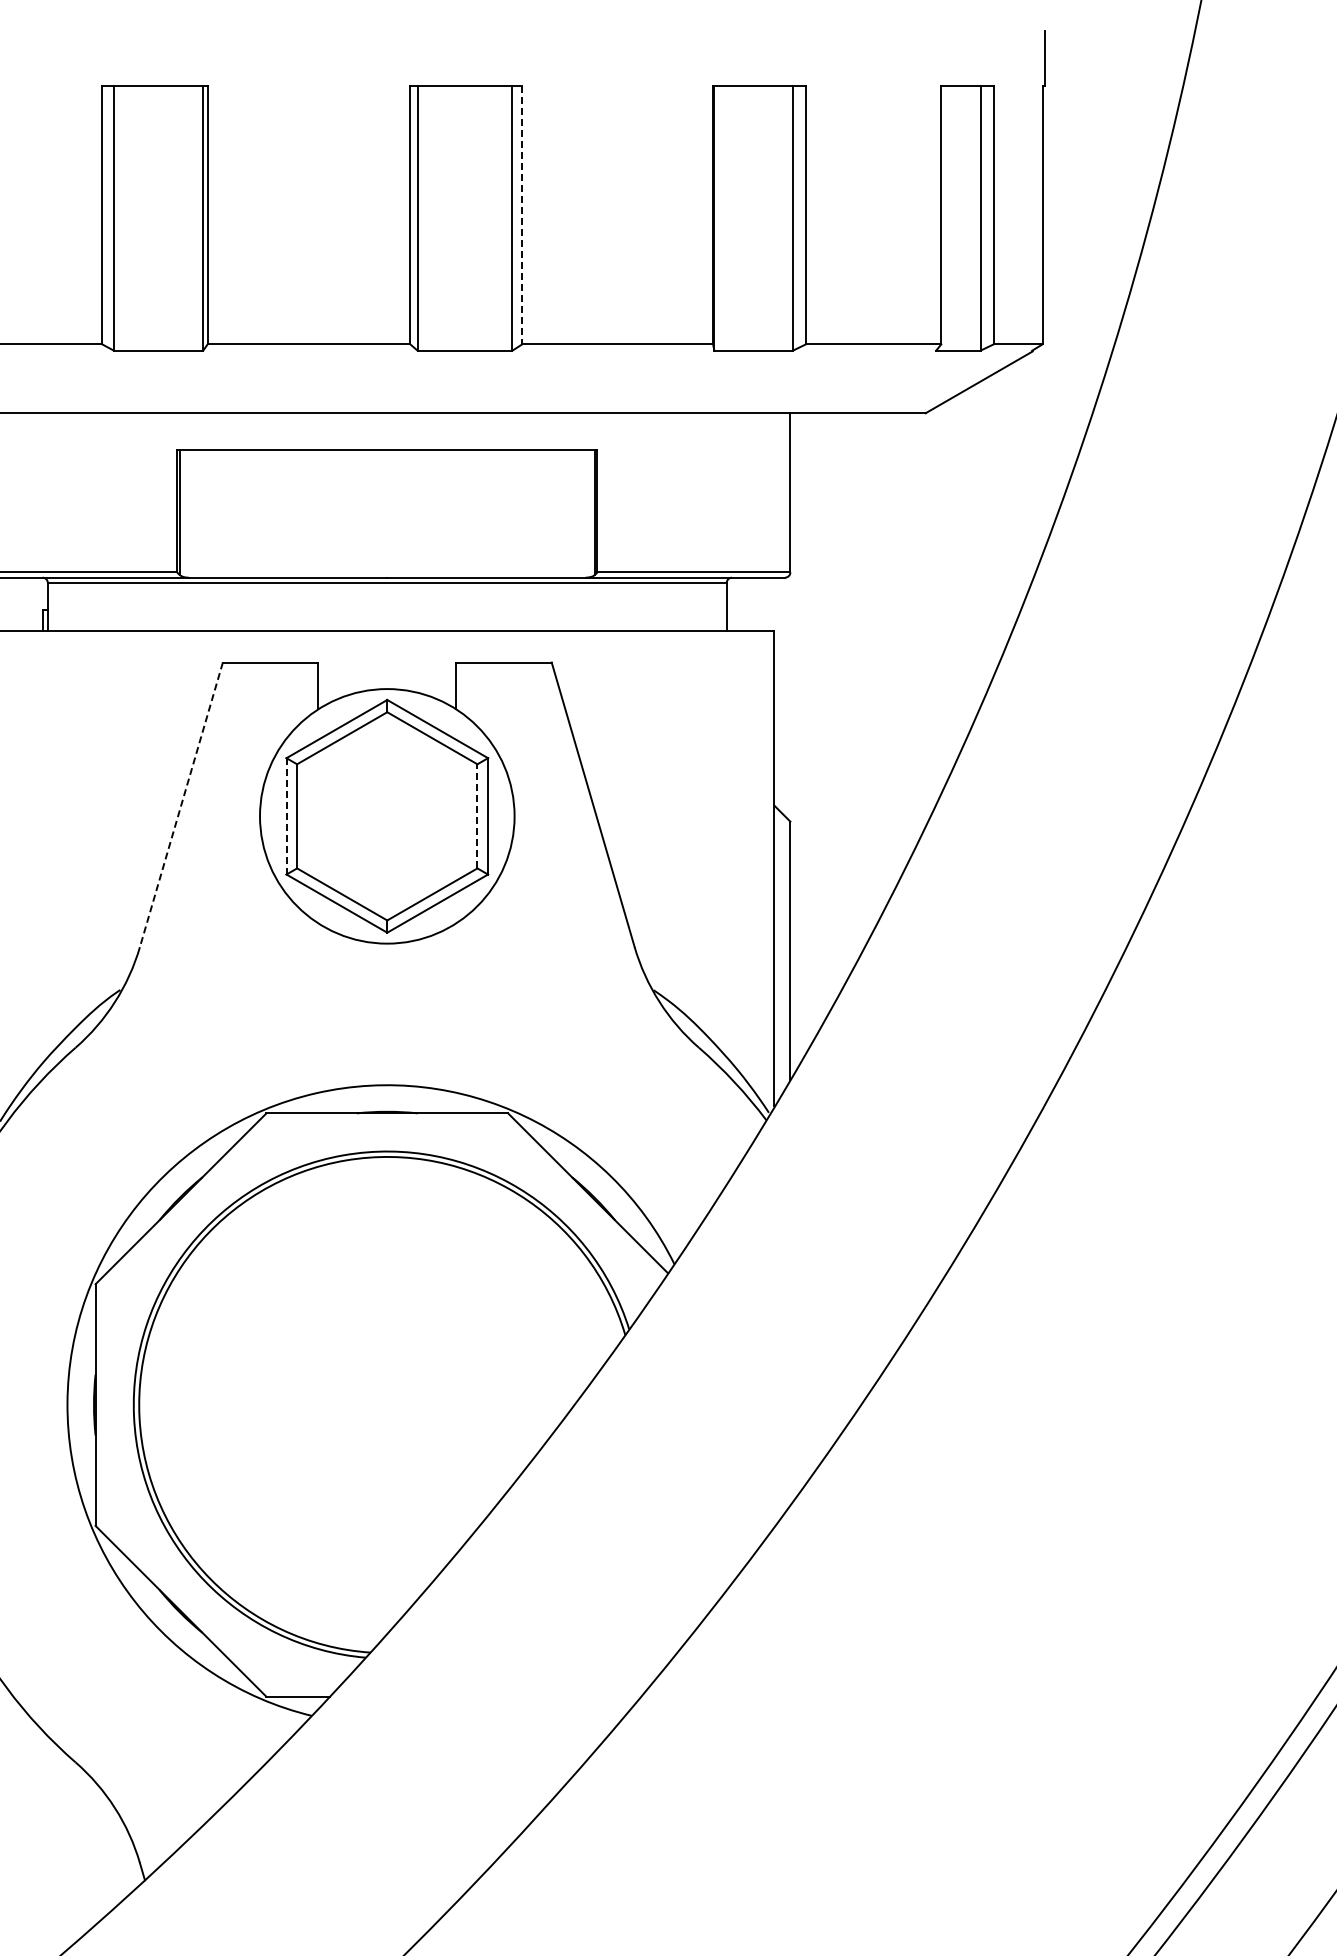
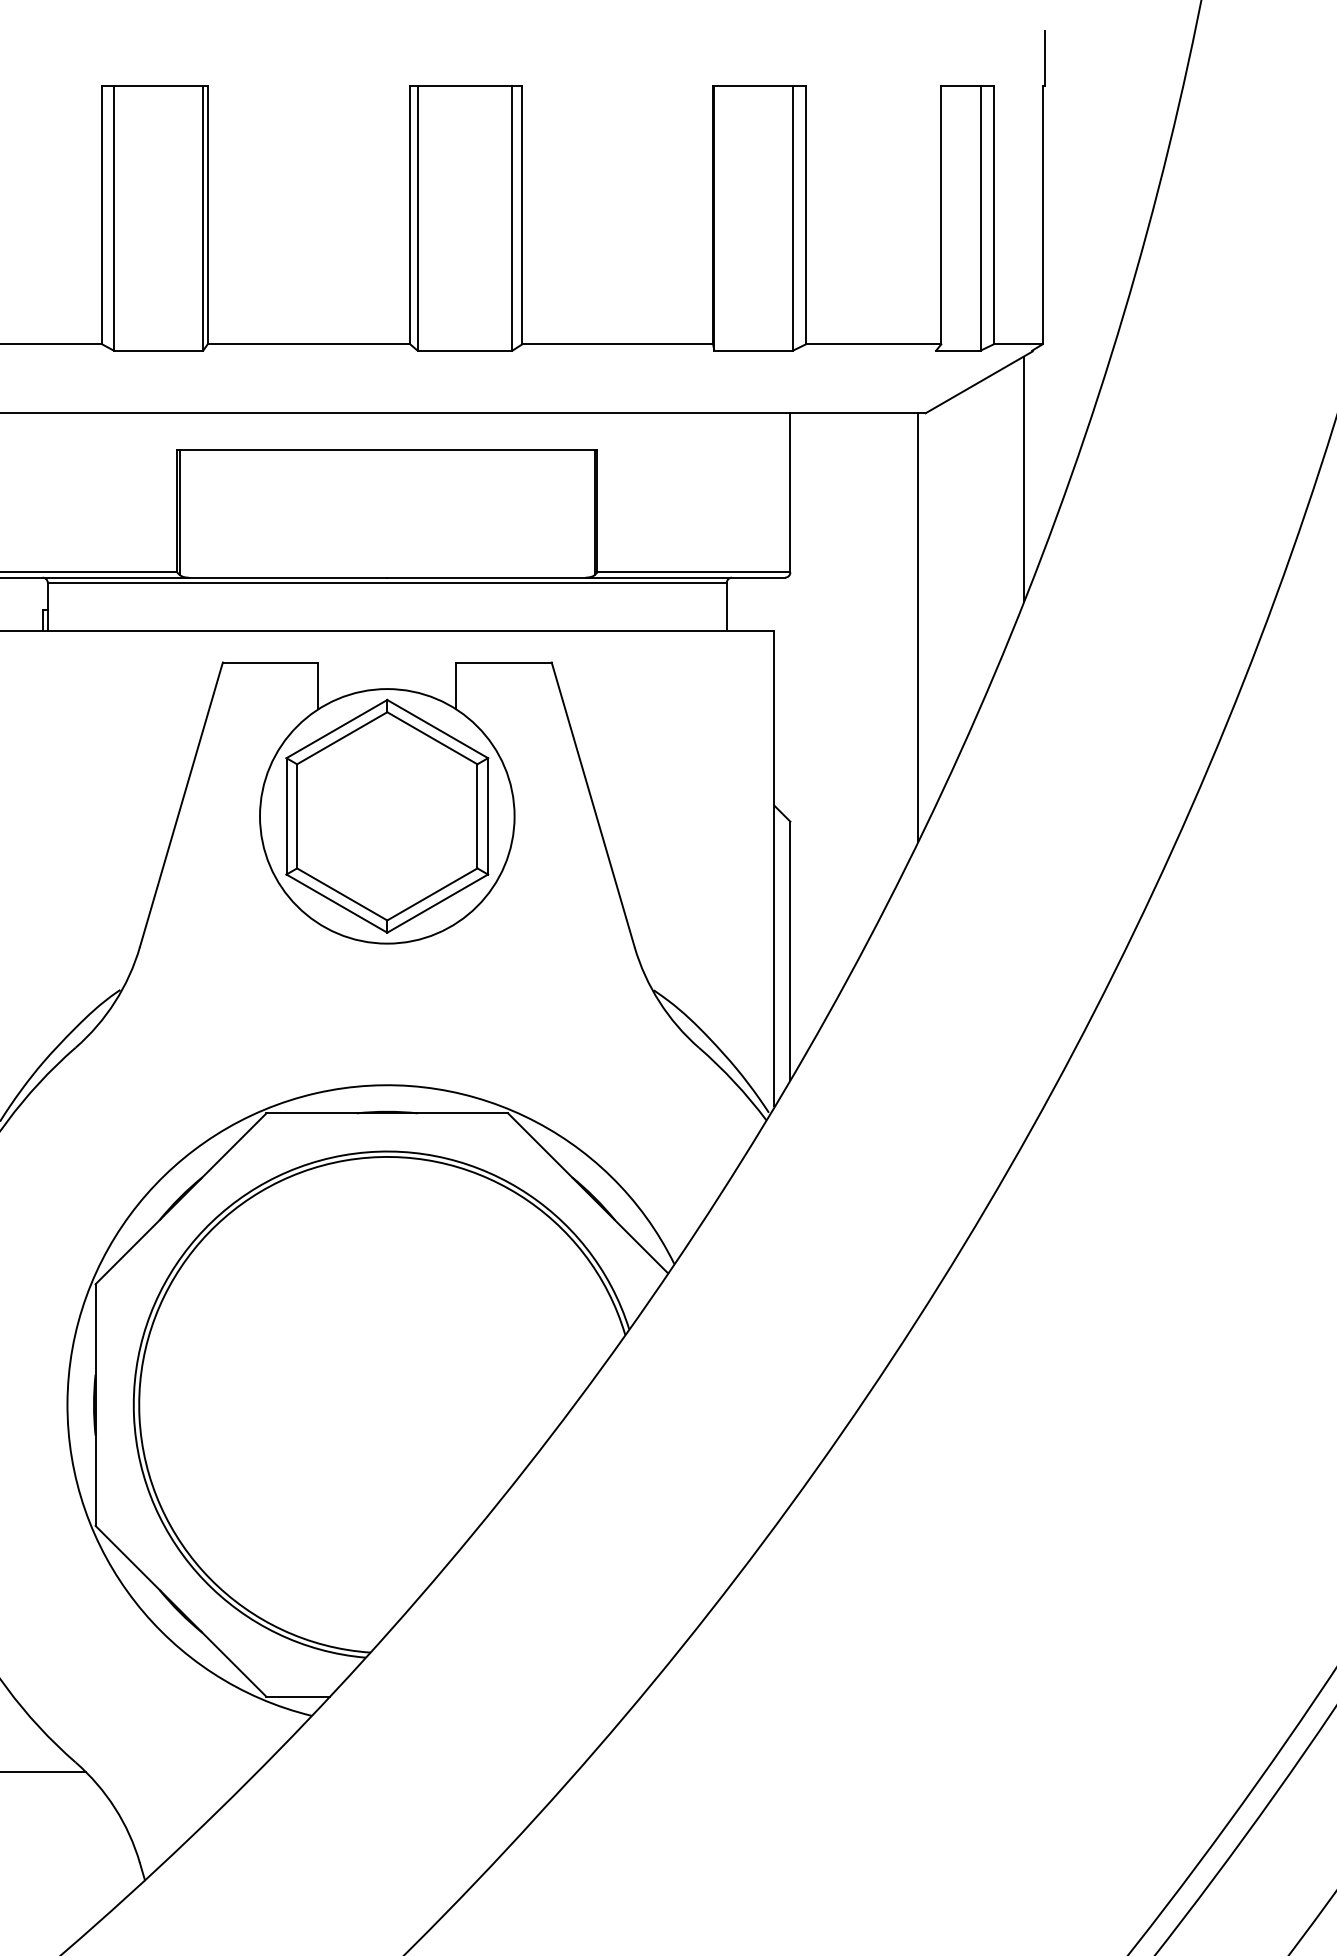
line: dashed -> solid (522, 215)
line: none -> present (1023, 478)
line: none -> present (917, 627)
line: dashed -> solid (181, 805)
line: dashed -> solid (286, 815)
line: dashed -> solid (477, 815)
line: none -> present (44, 1772)
